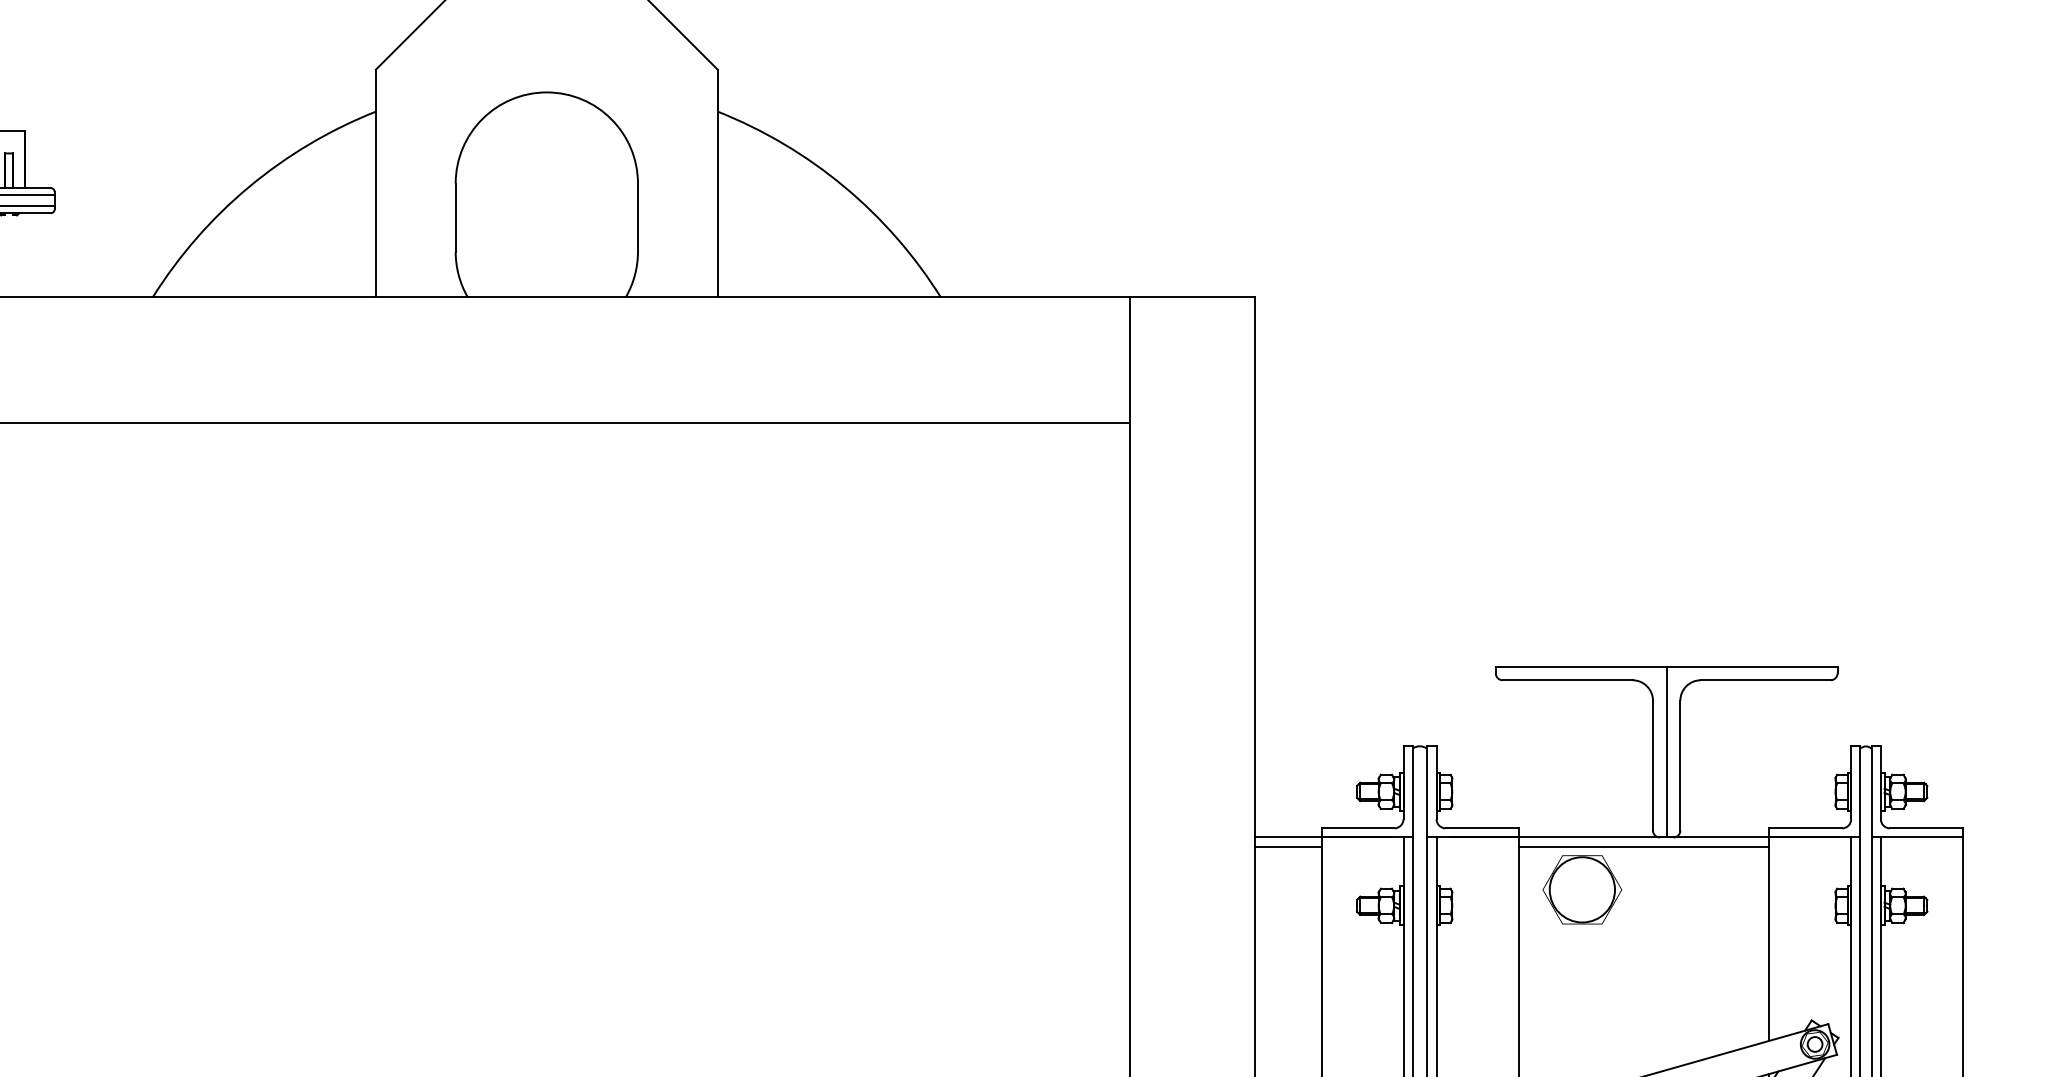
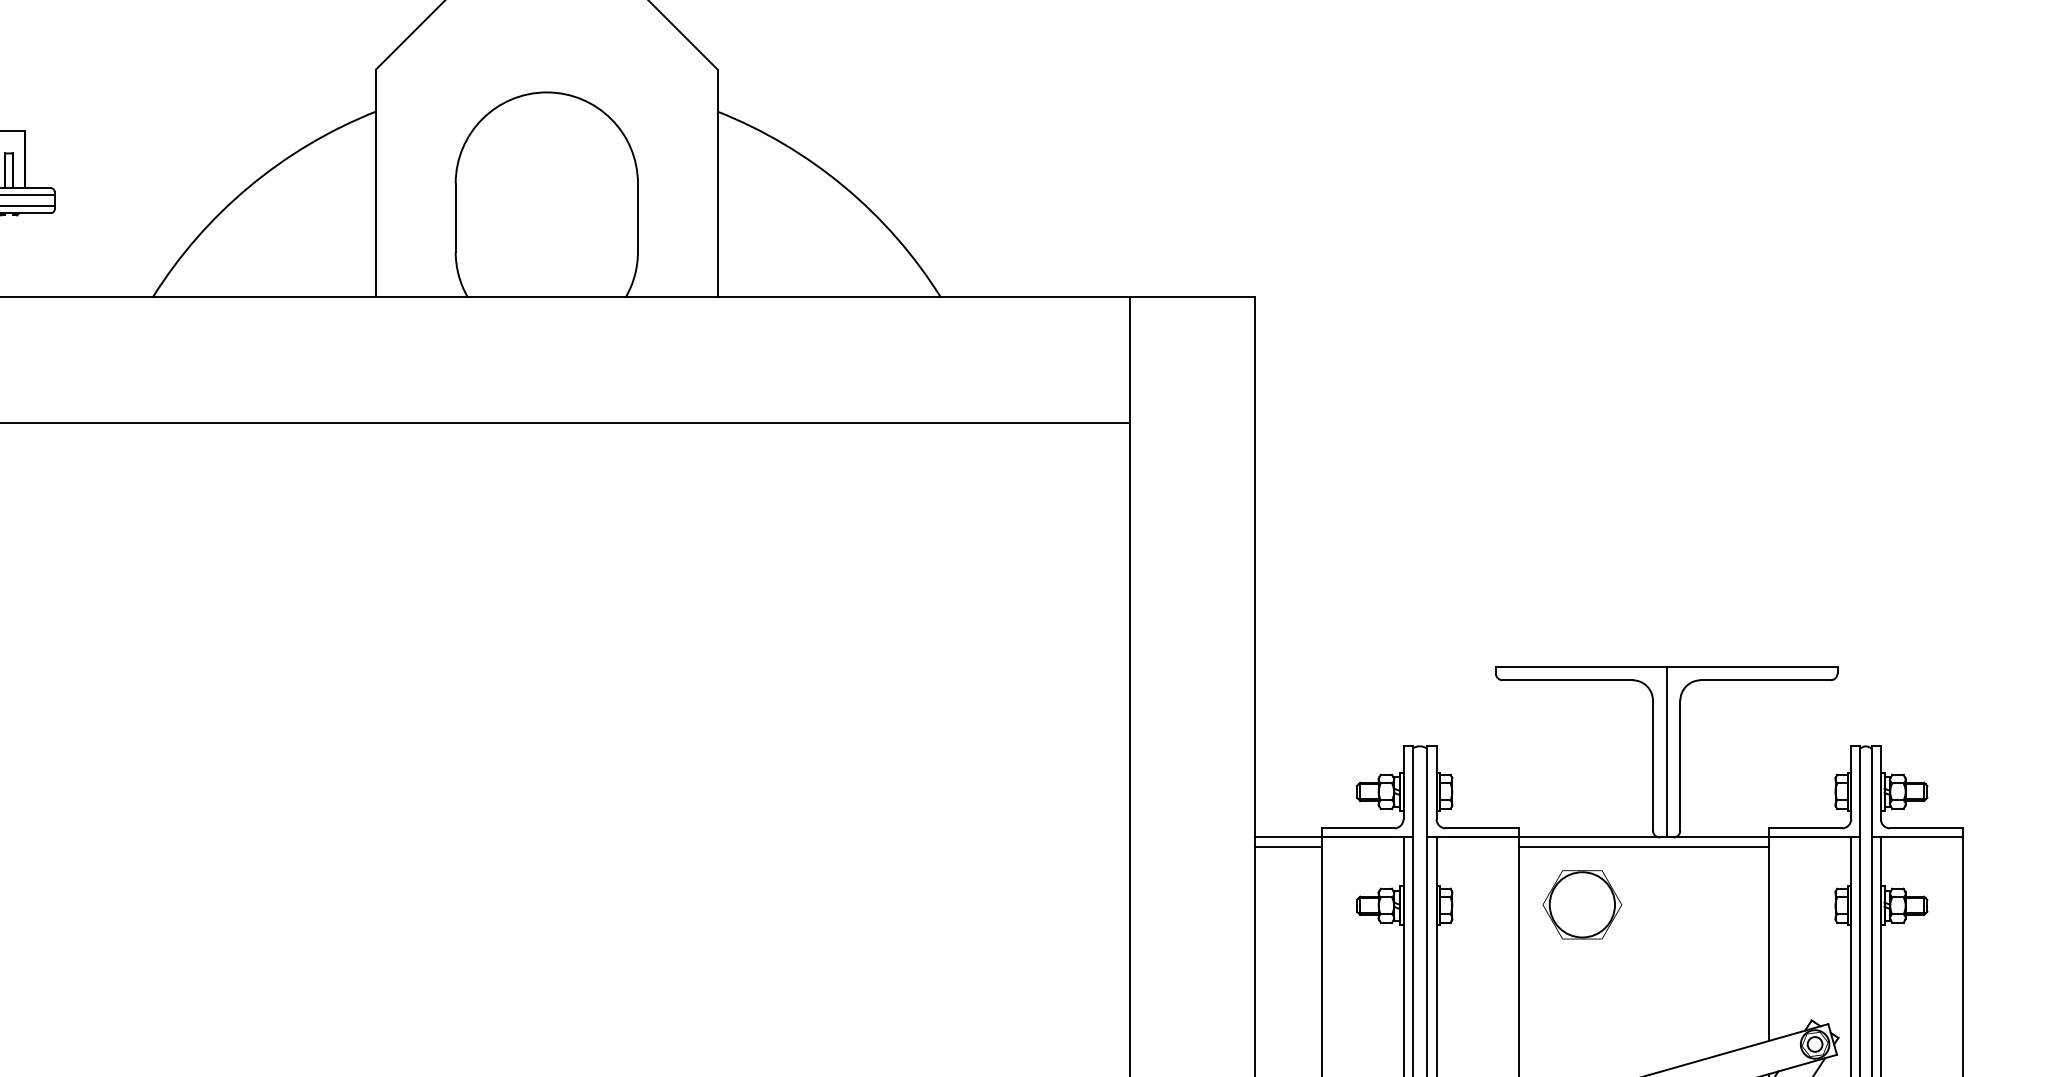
part position: (1582, 889) -> (1582, 904) (1582, 904)
